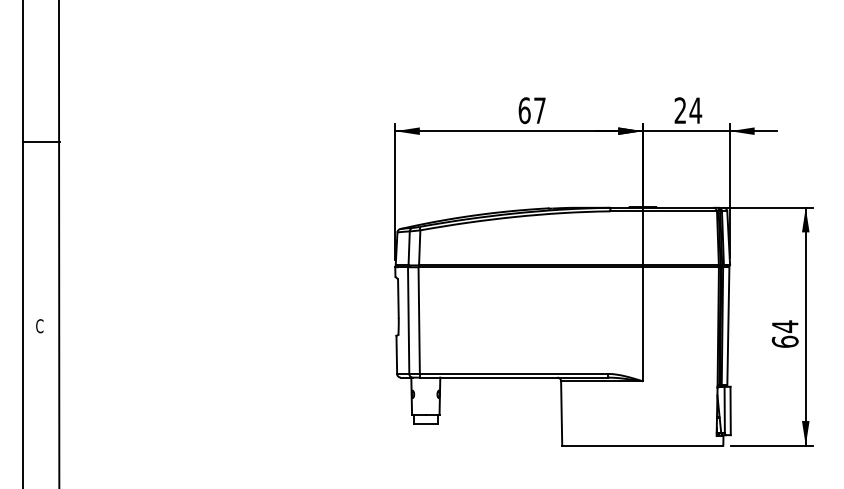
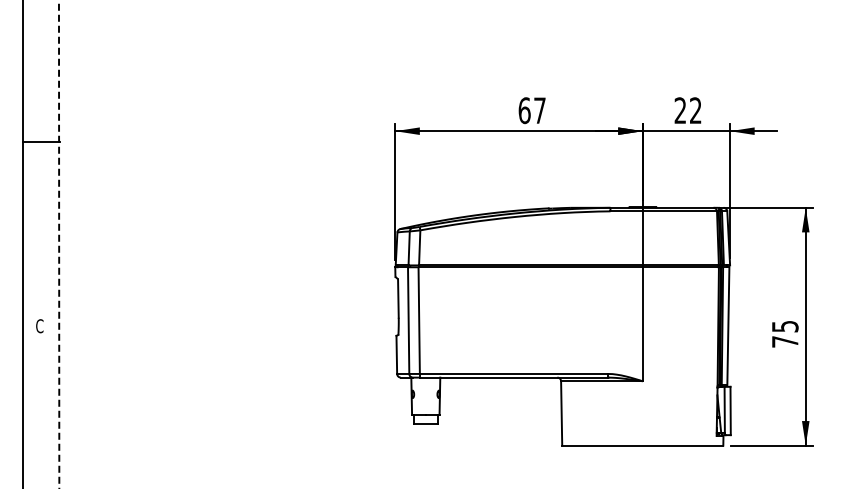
text: 24 -> 22 (695, 110)
line: solid -> dashed (59, 244)
text: 64 -> 75 (784, 333)
